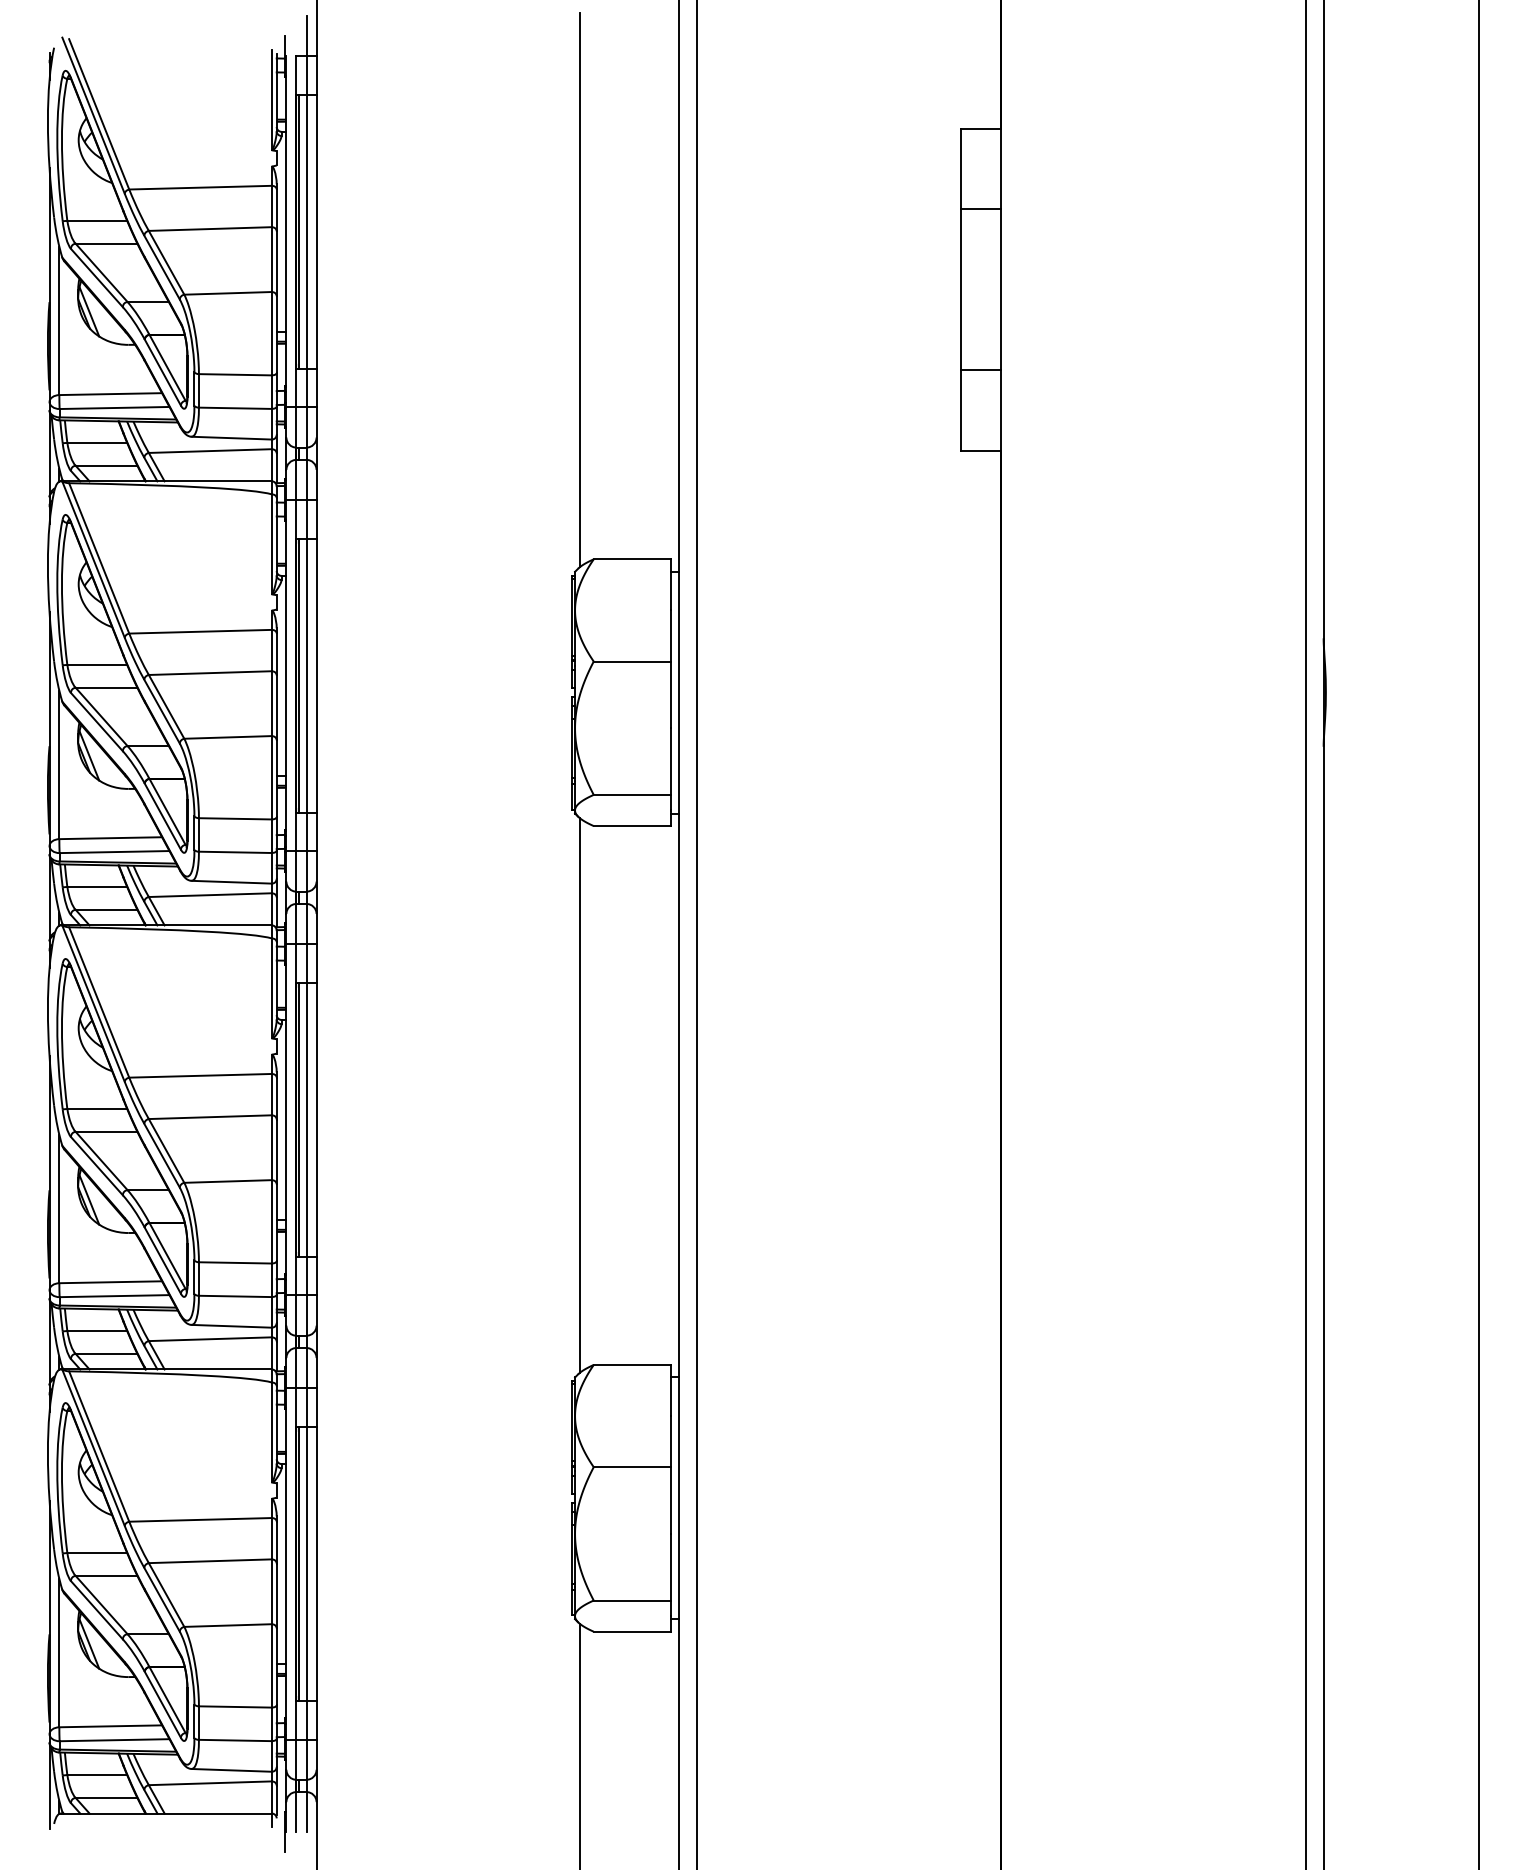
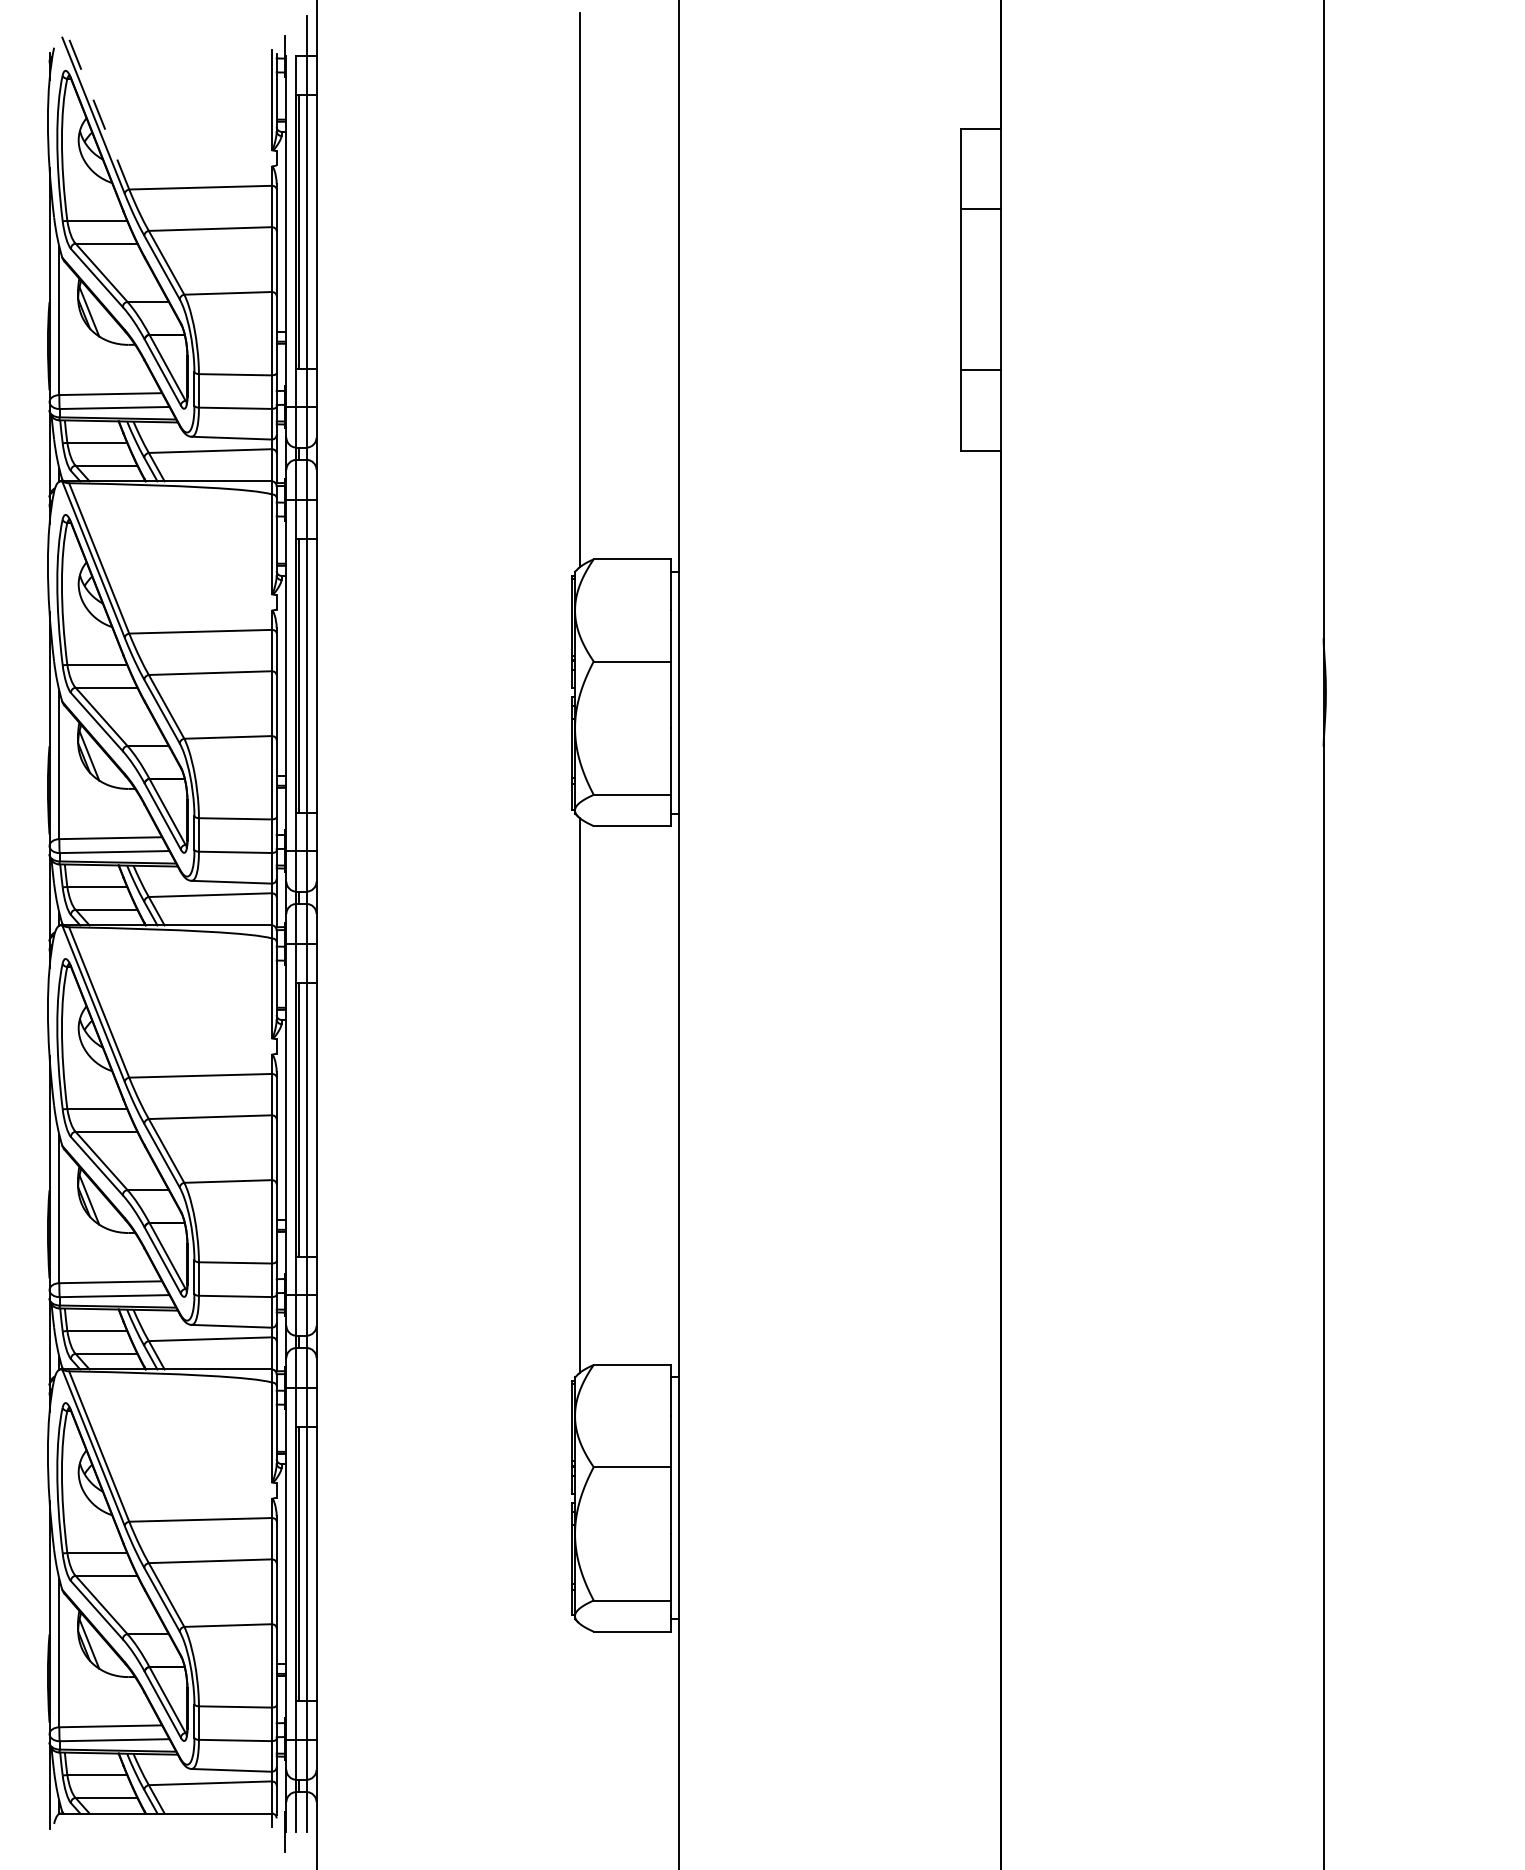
line: solid -> dashed (99, 114)
line: present -> none (696, 934)
line: present -> none (1306, 934)
line: present -> none (1479, 934)
line: present -> none (580, 1745)
